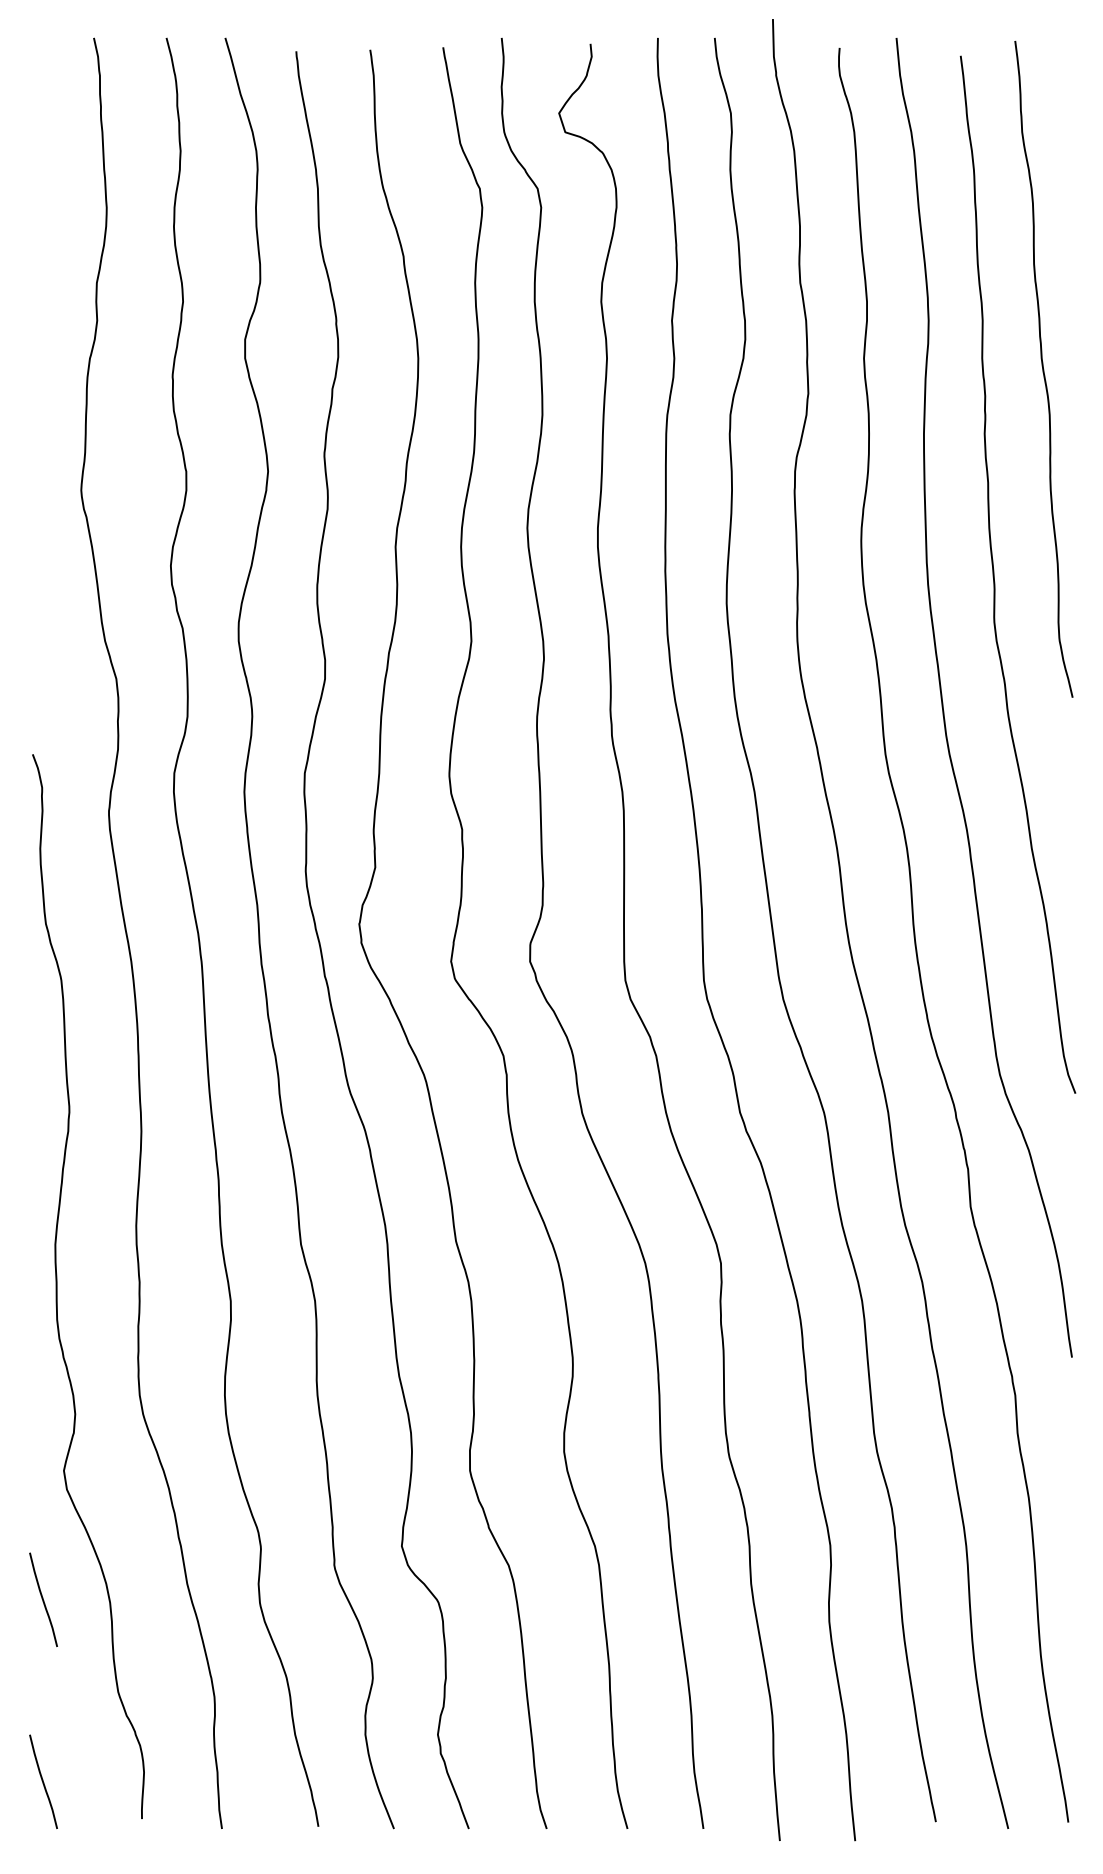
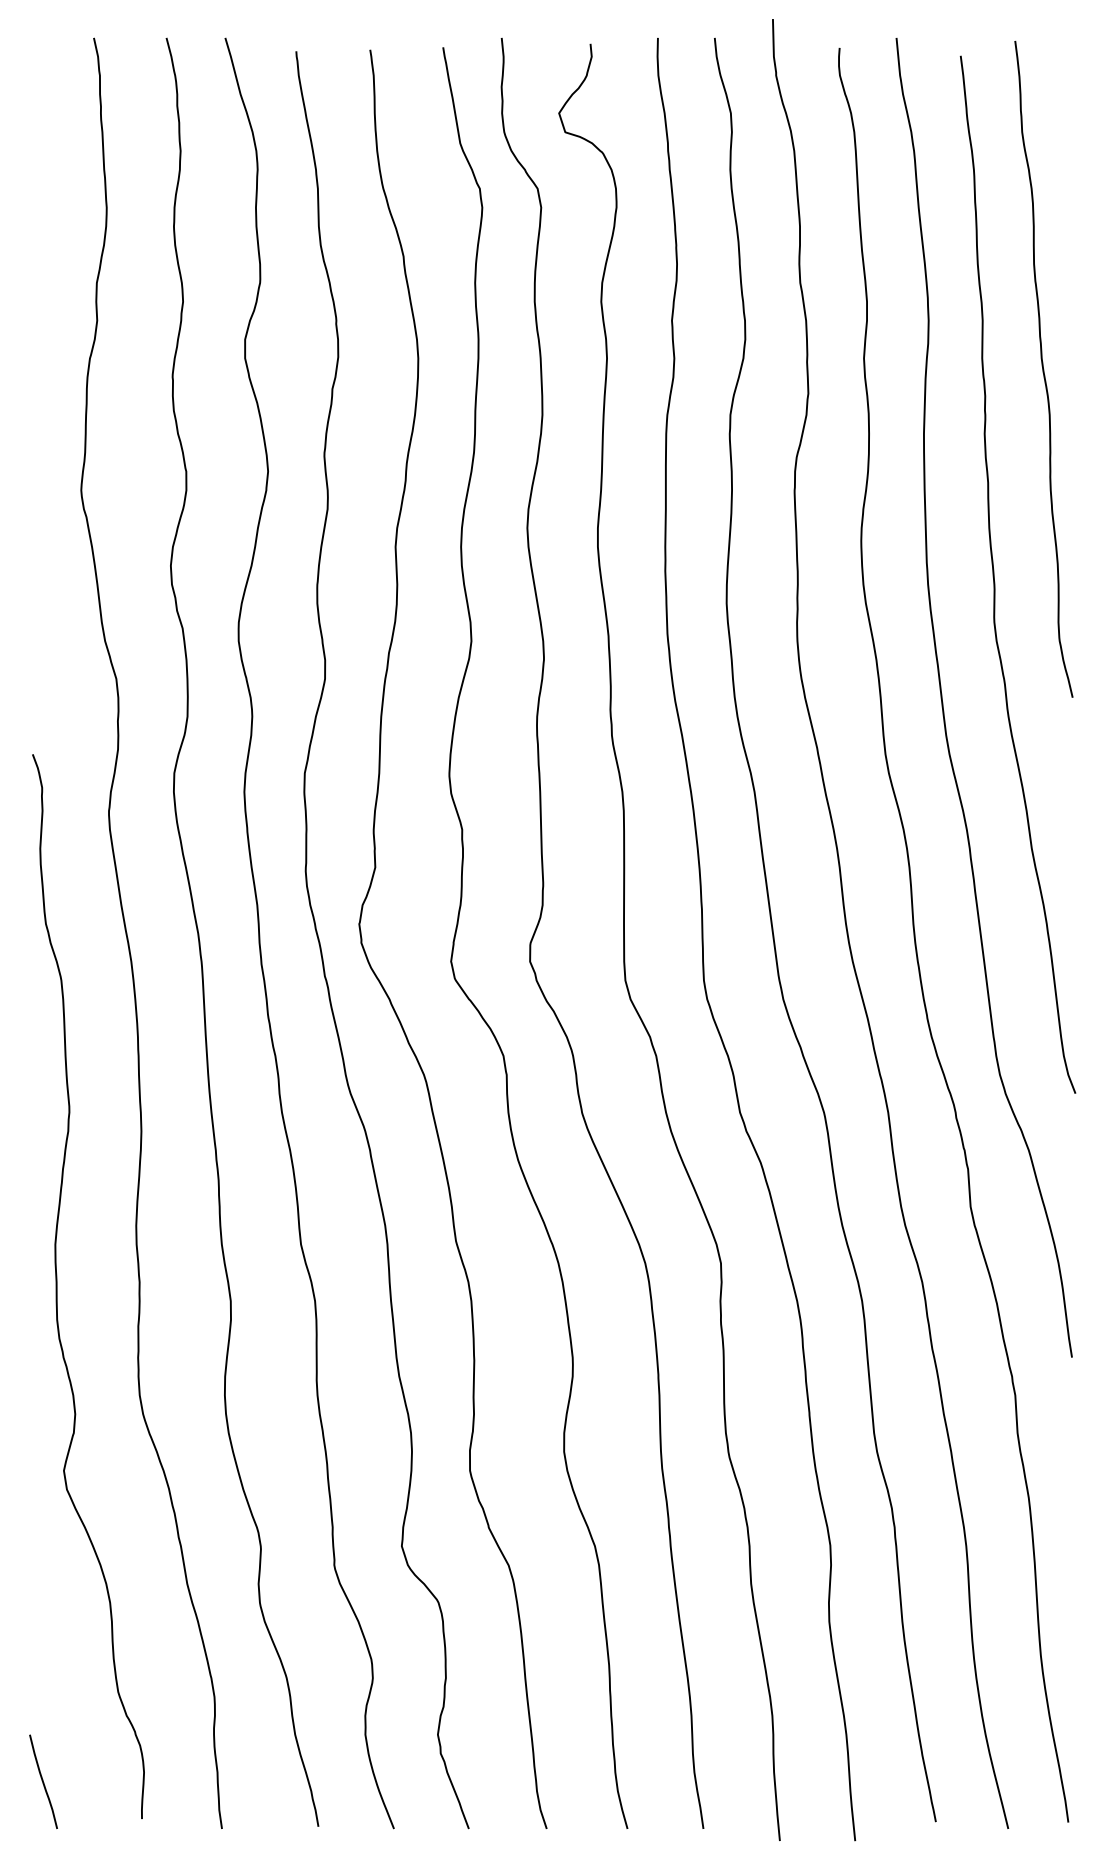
curve: present -> none (43, 1599)
